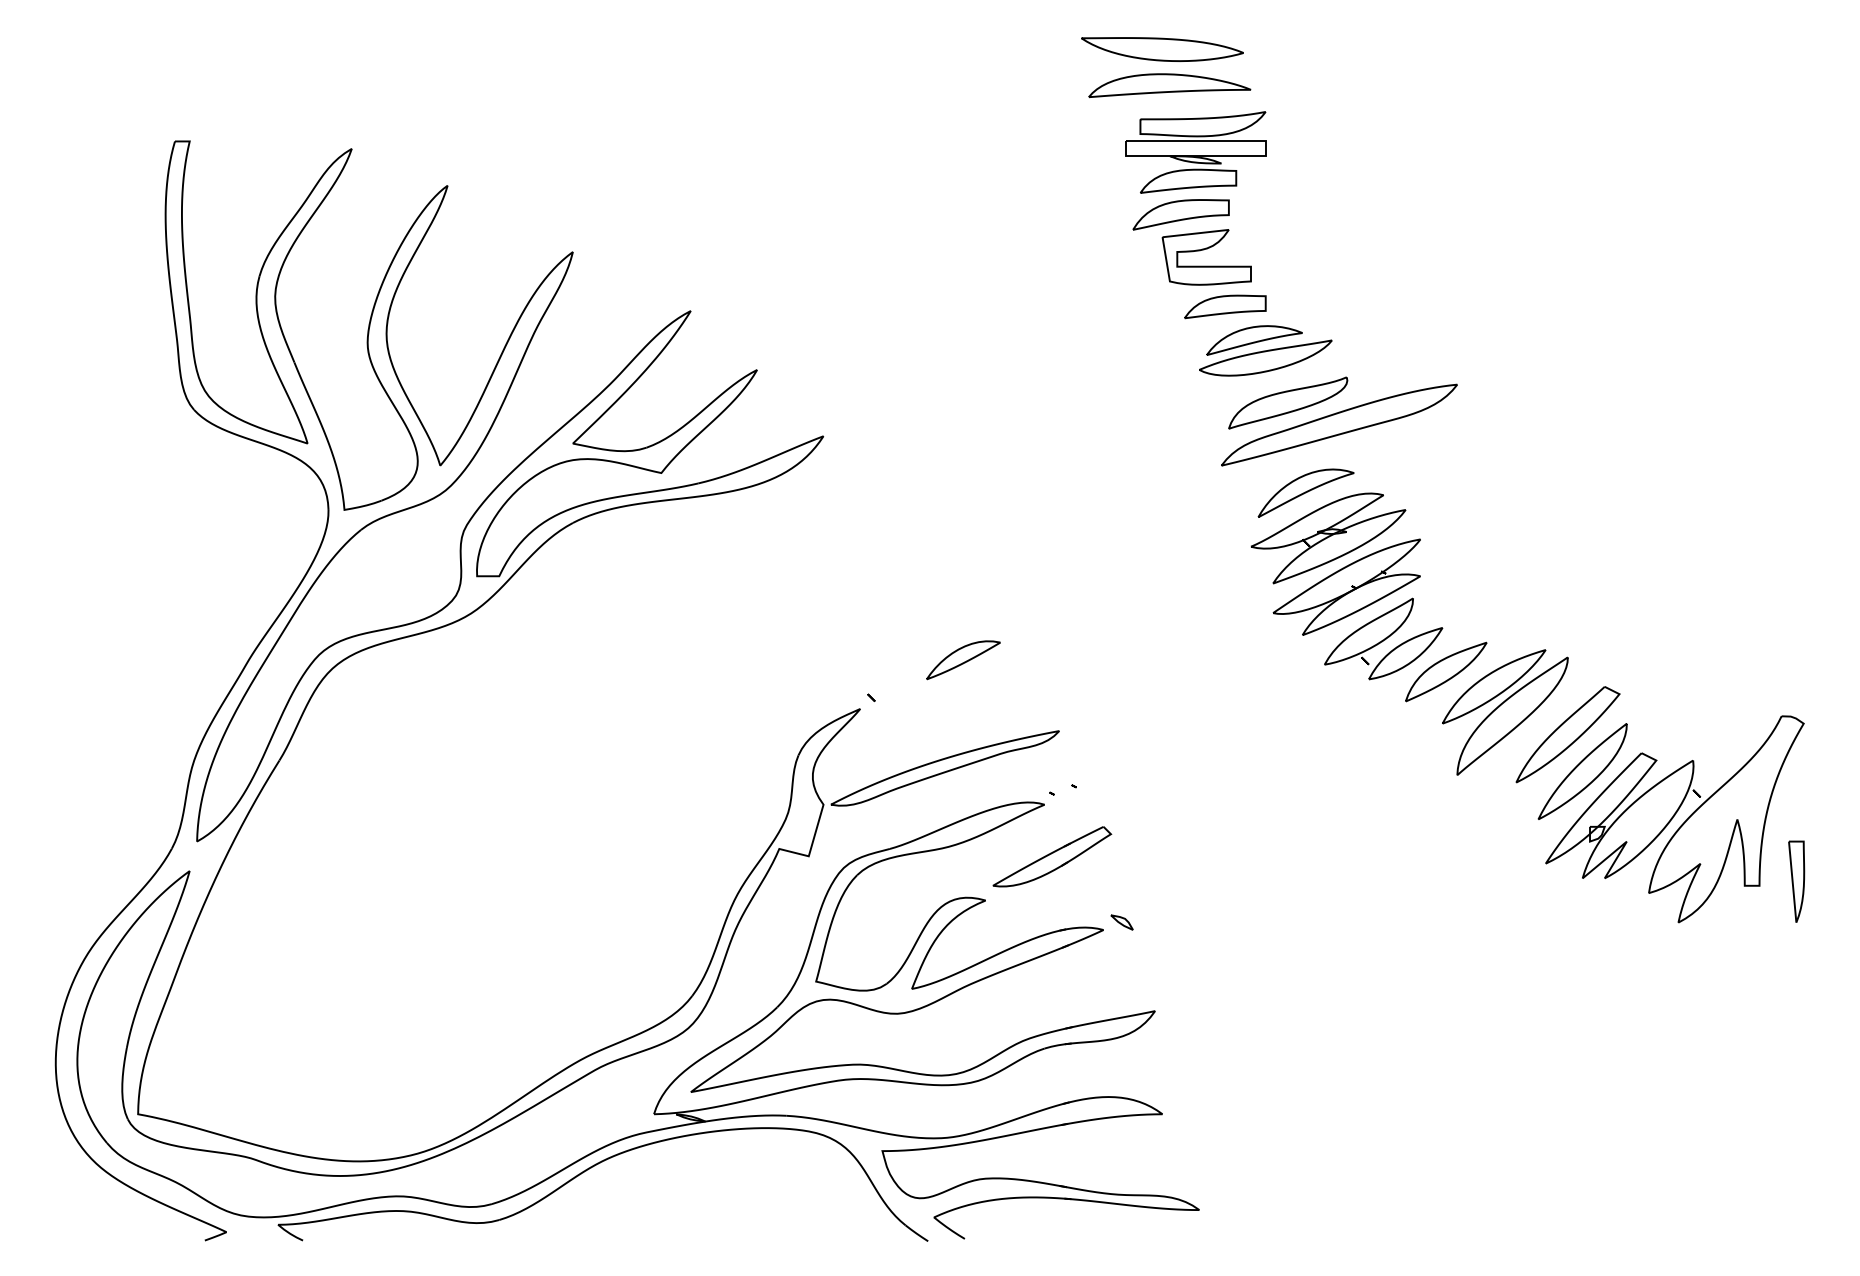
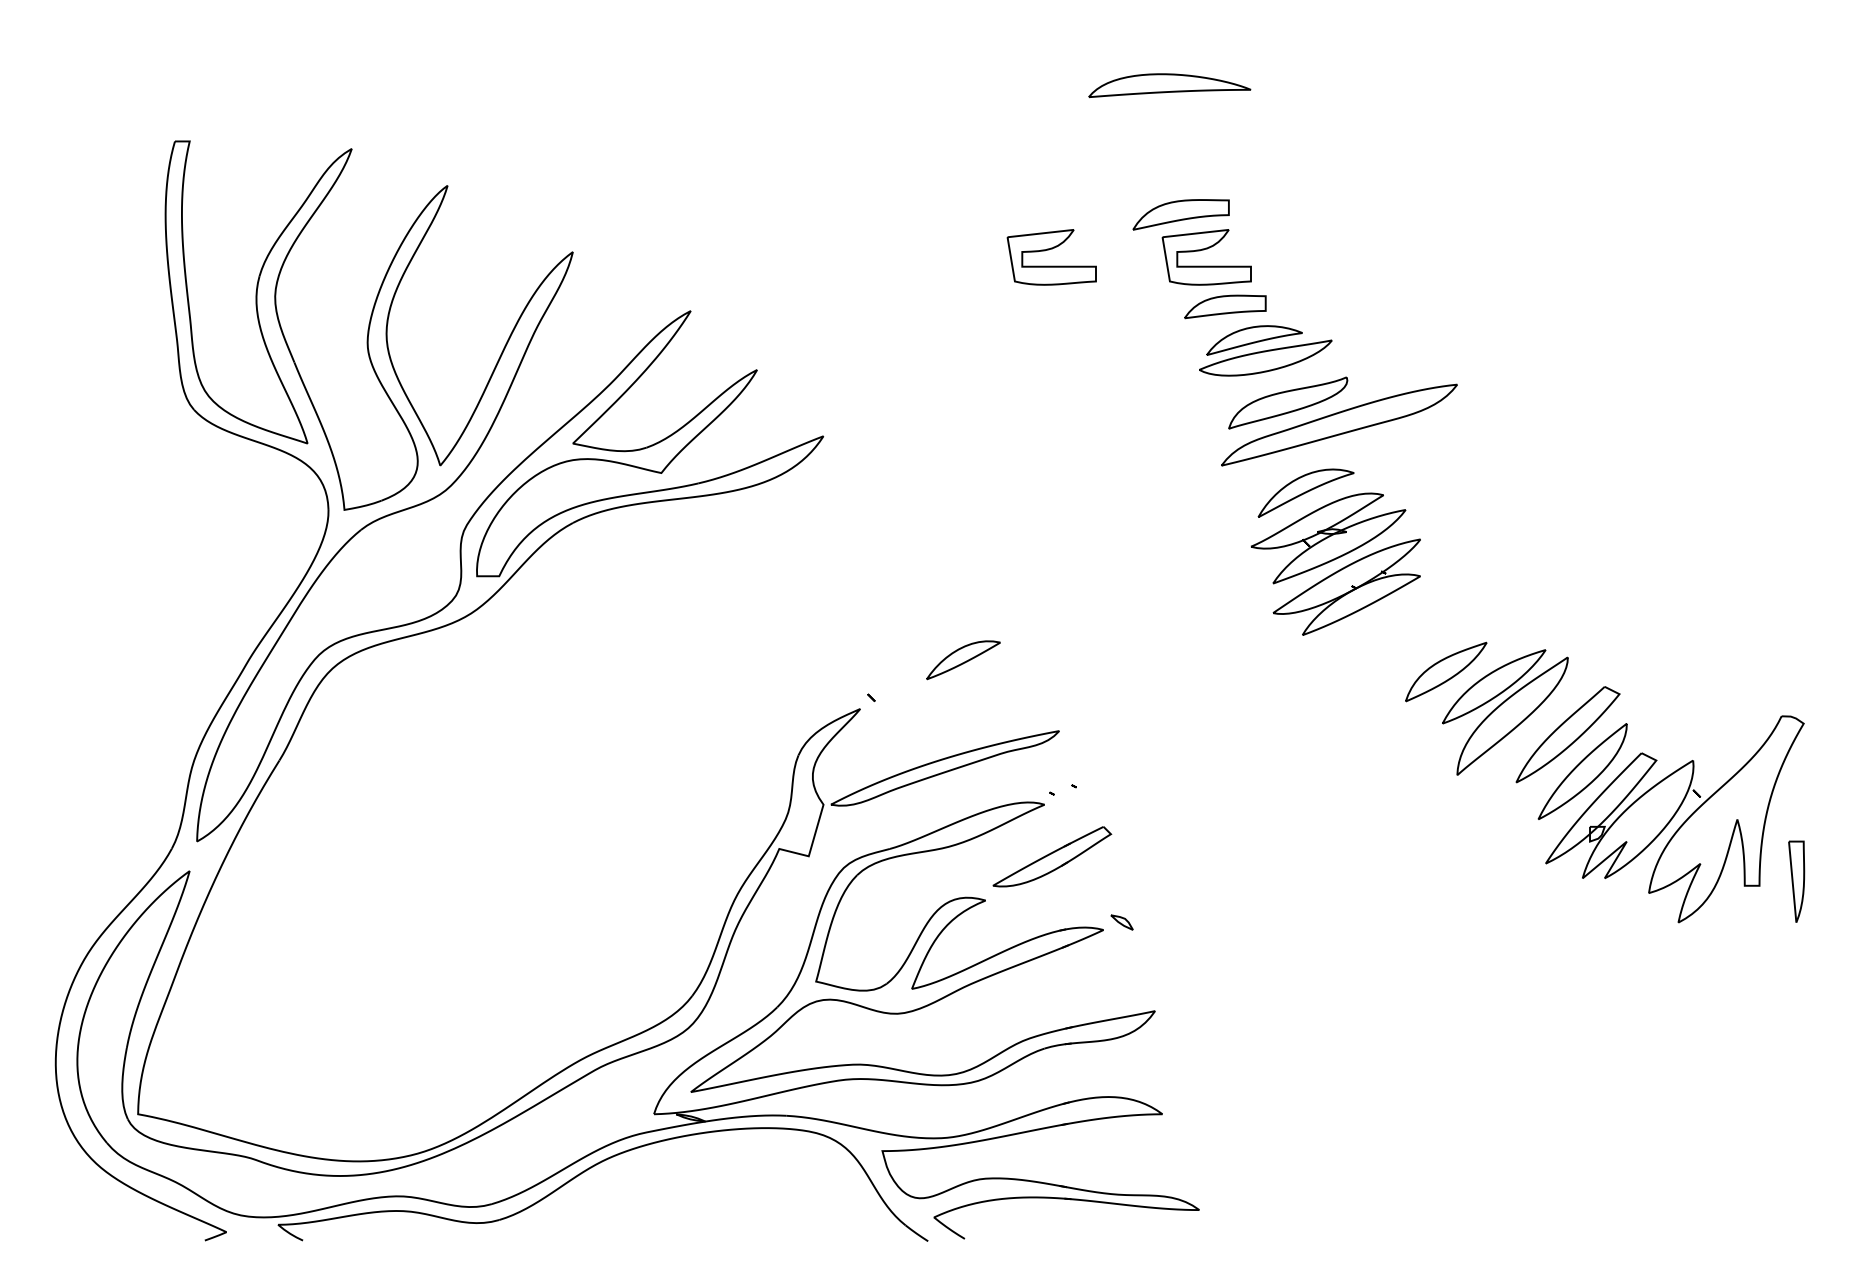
part: present -> none (1162, 49)
part: present -> none (1195, 152)
part: none -> present (1049, 250)
part: present -> none (1383, 638)
